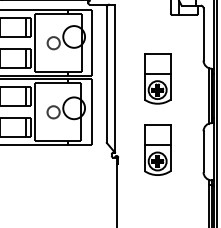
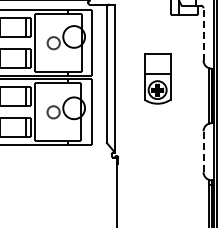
line: solid -> dashed (203, 33)
part: present -> none (157, 149)
line: solid -> dashed (203, 151)
